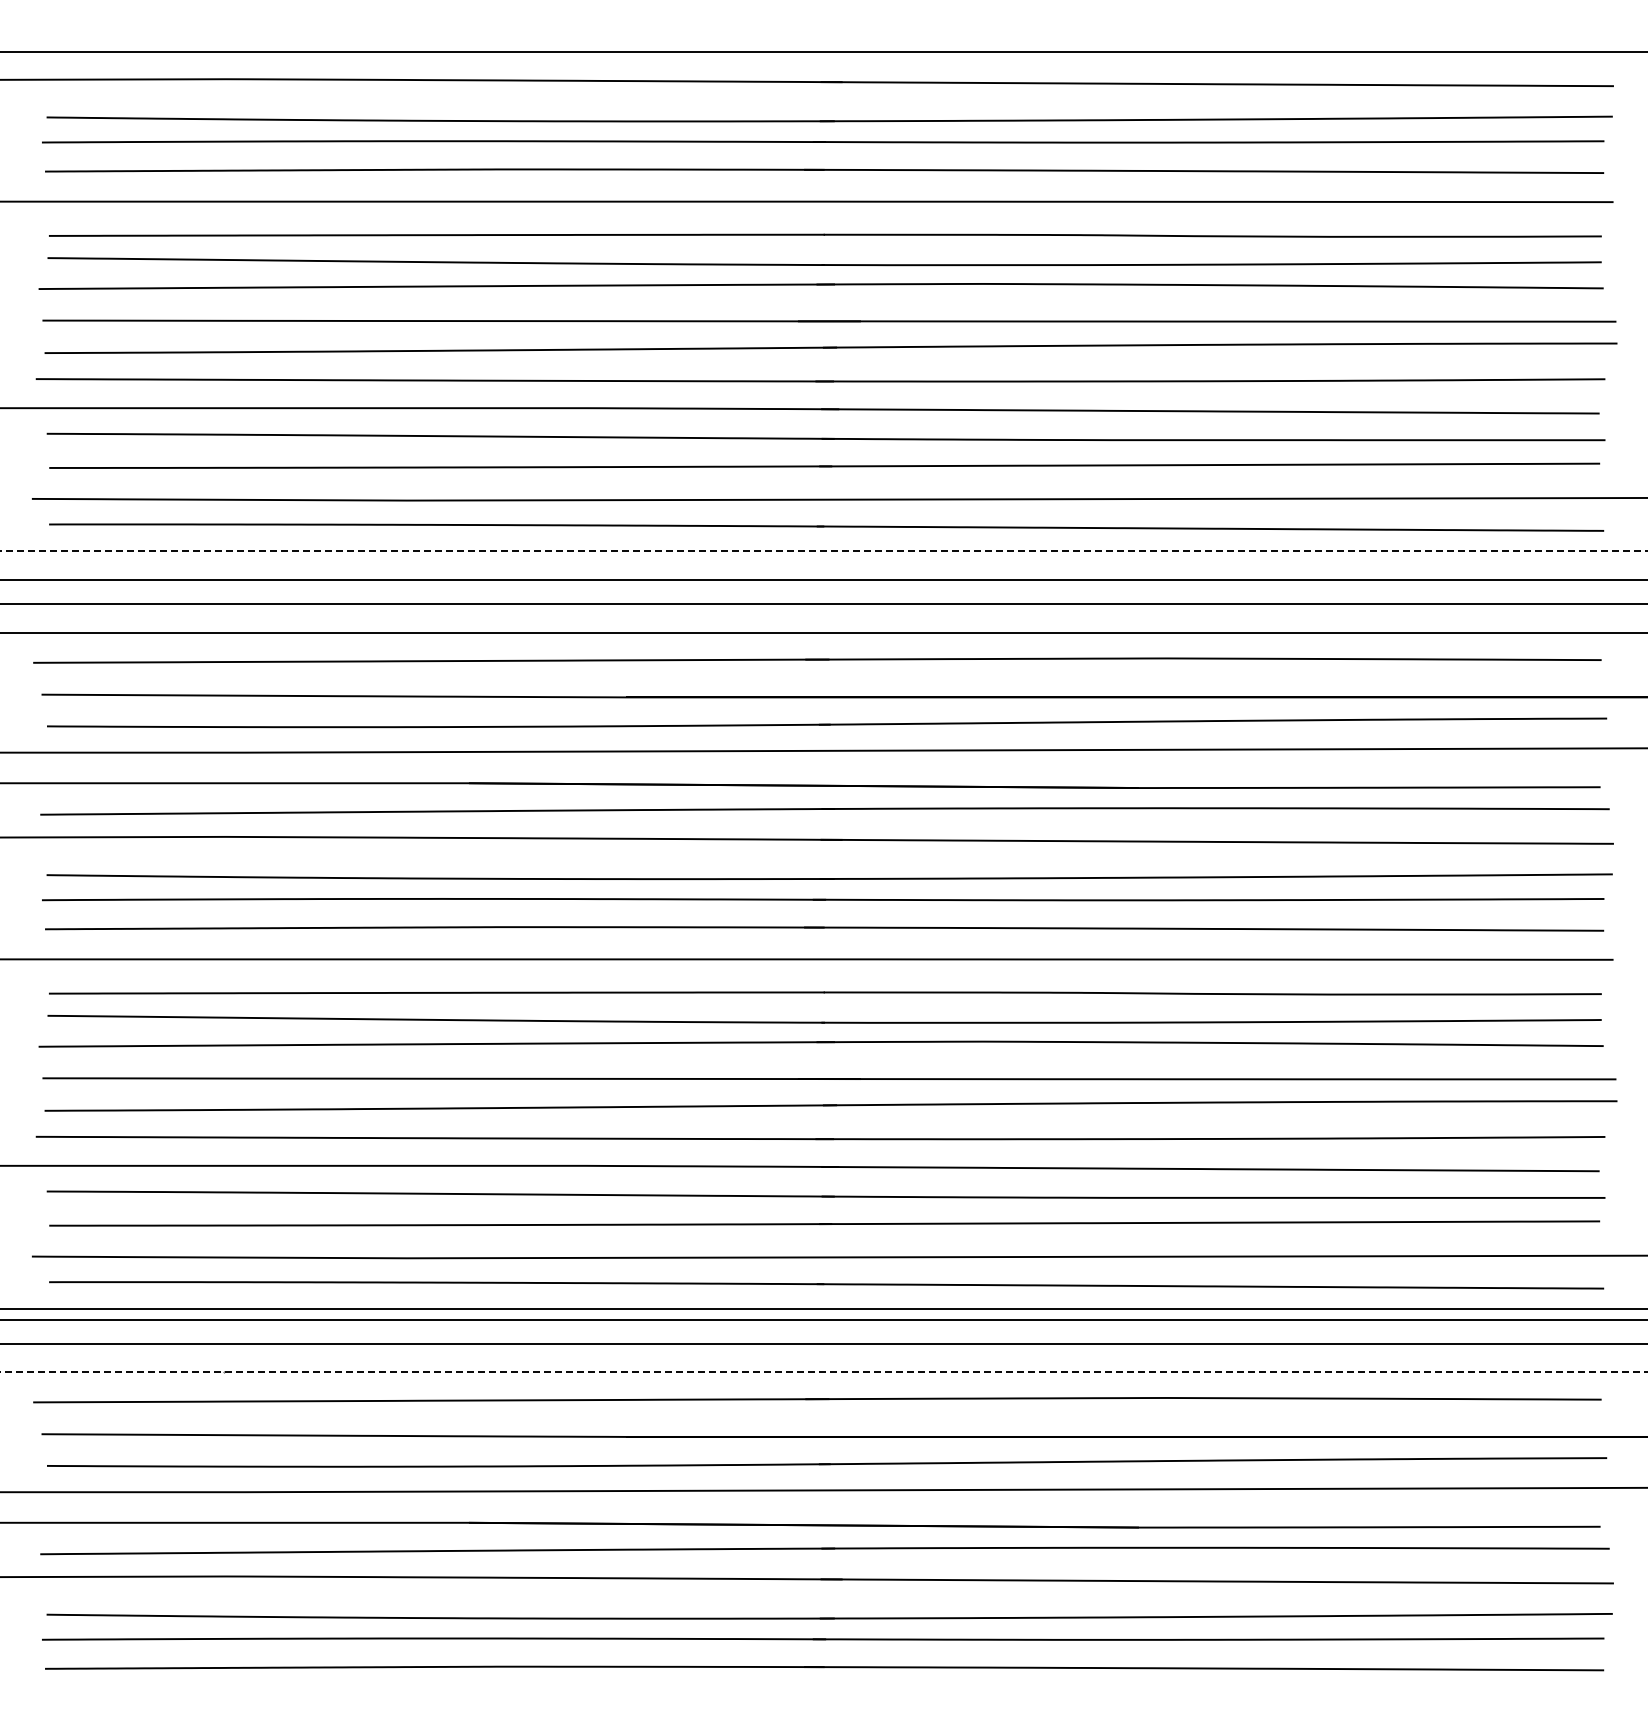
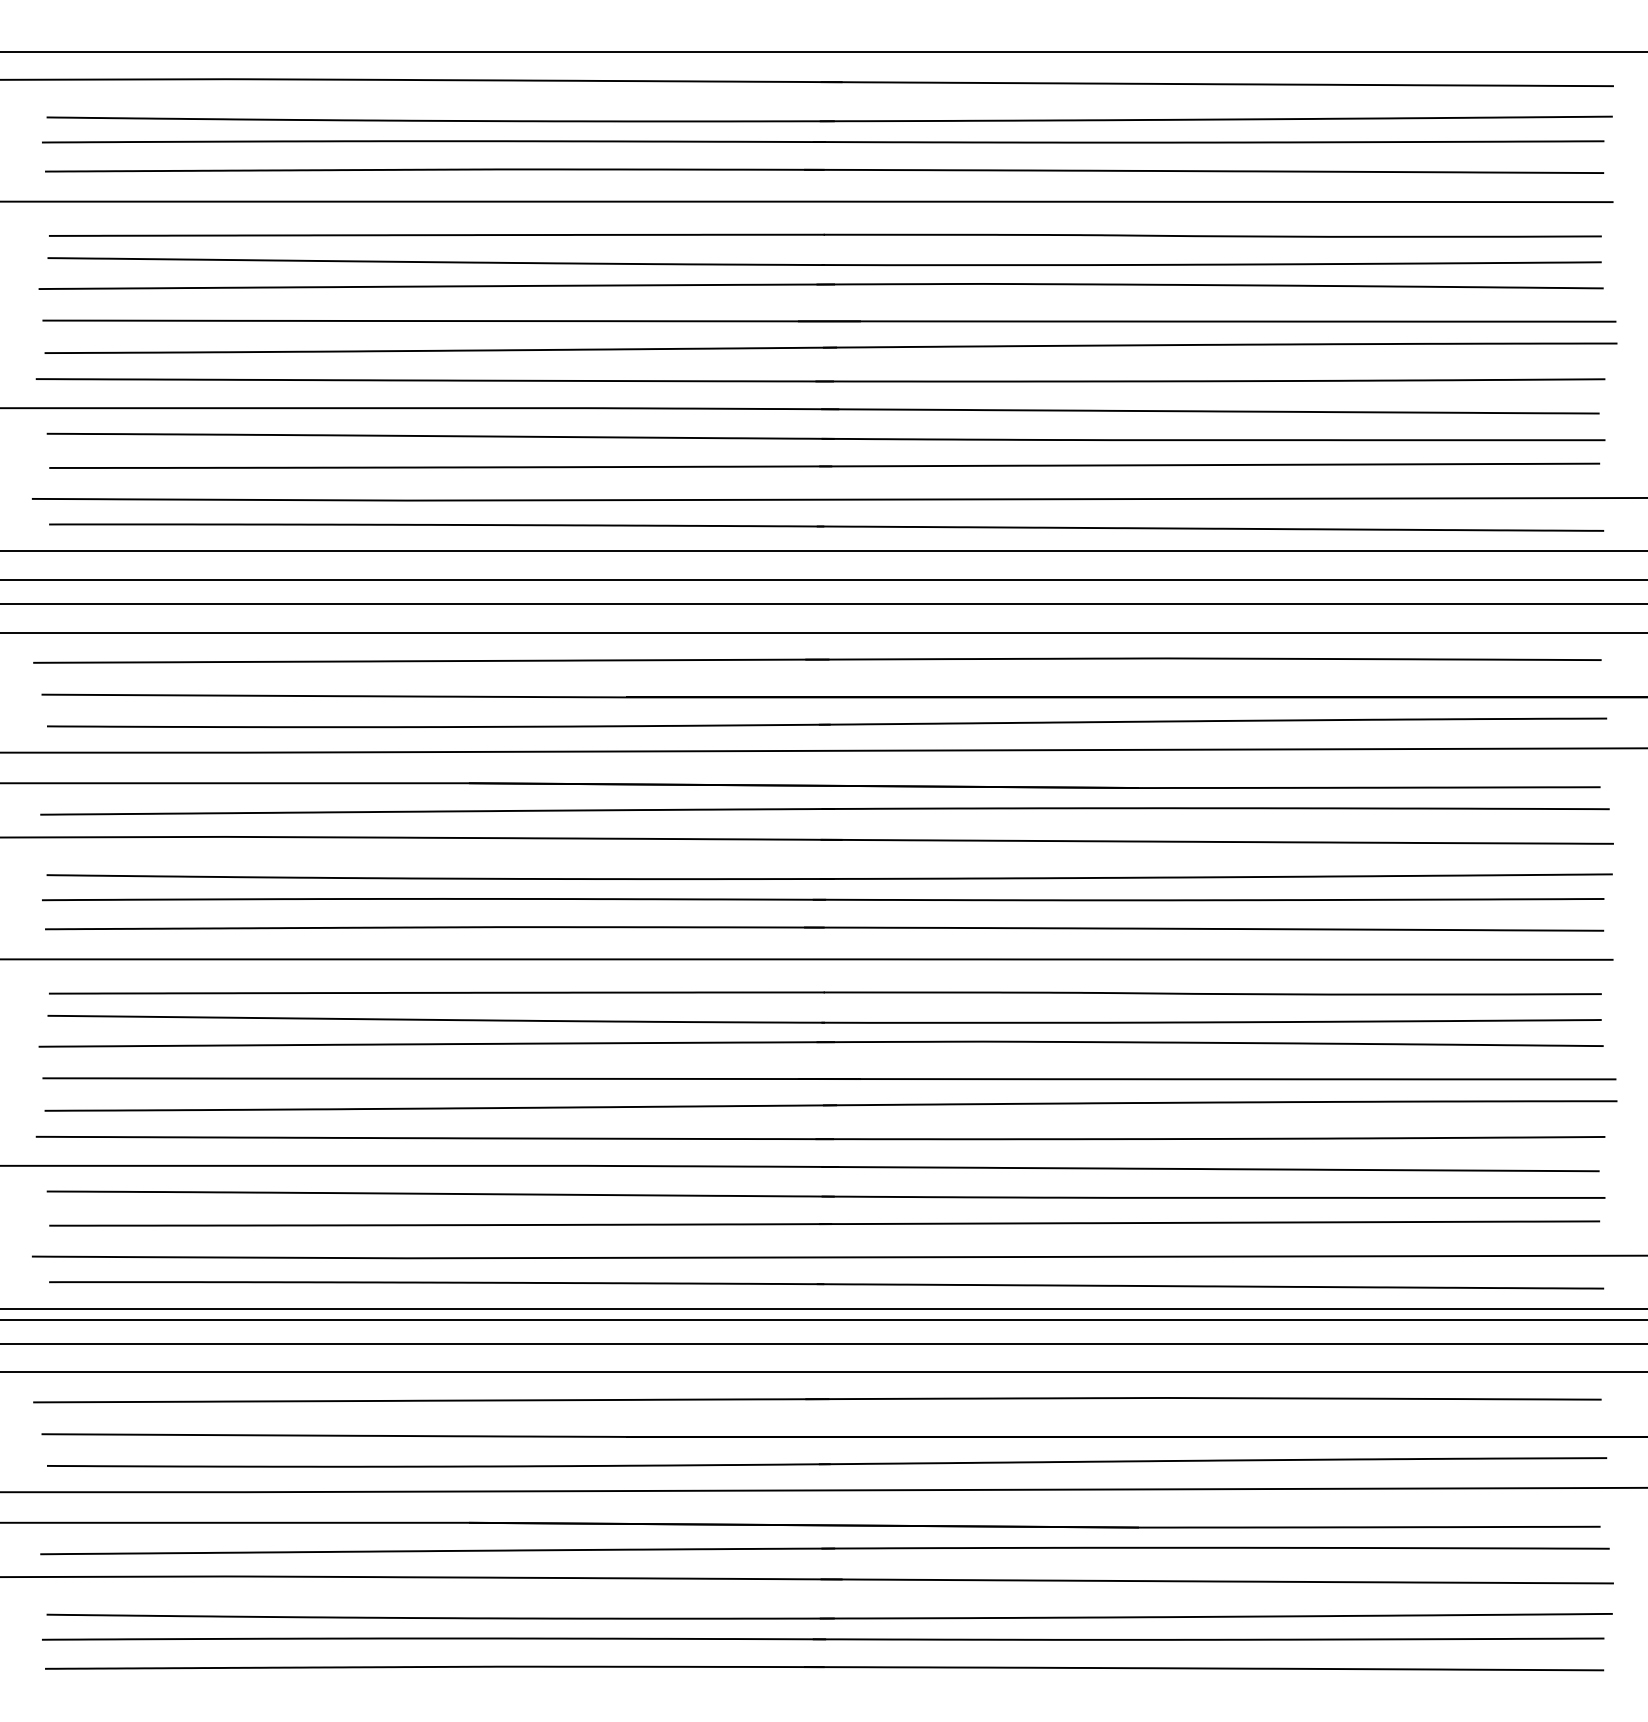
line: dashed -> solid (823, 550)
line: dashed -> solid (823, 1372)
